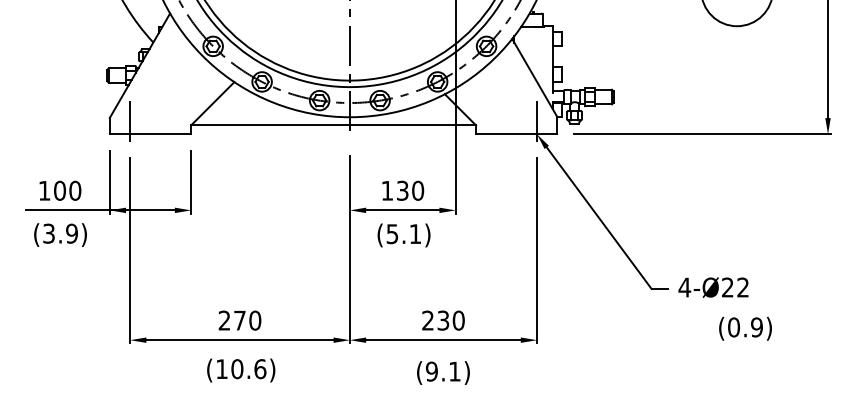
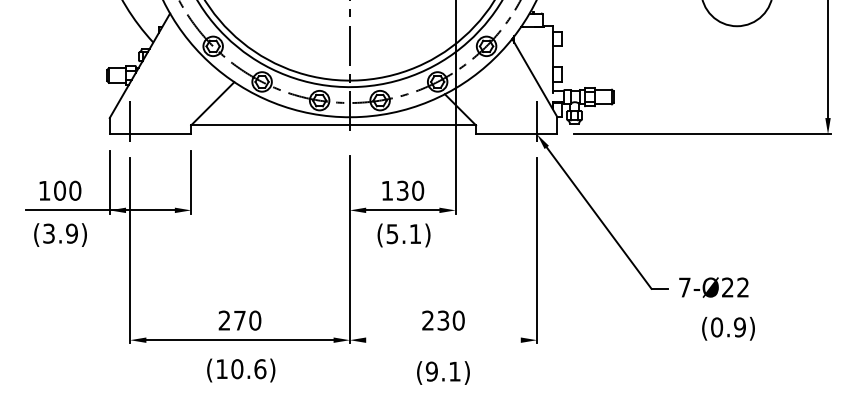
text: 4-Ø22 -> 7-Ø22 (684, 287)
text position: (745, 328) -> (728, 328) (728, 328)
line: present -> none (443, 340)
